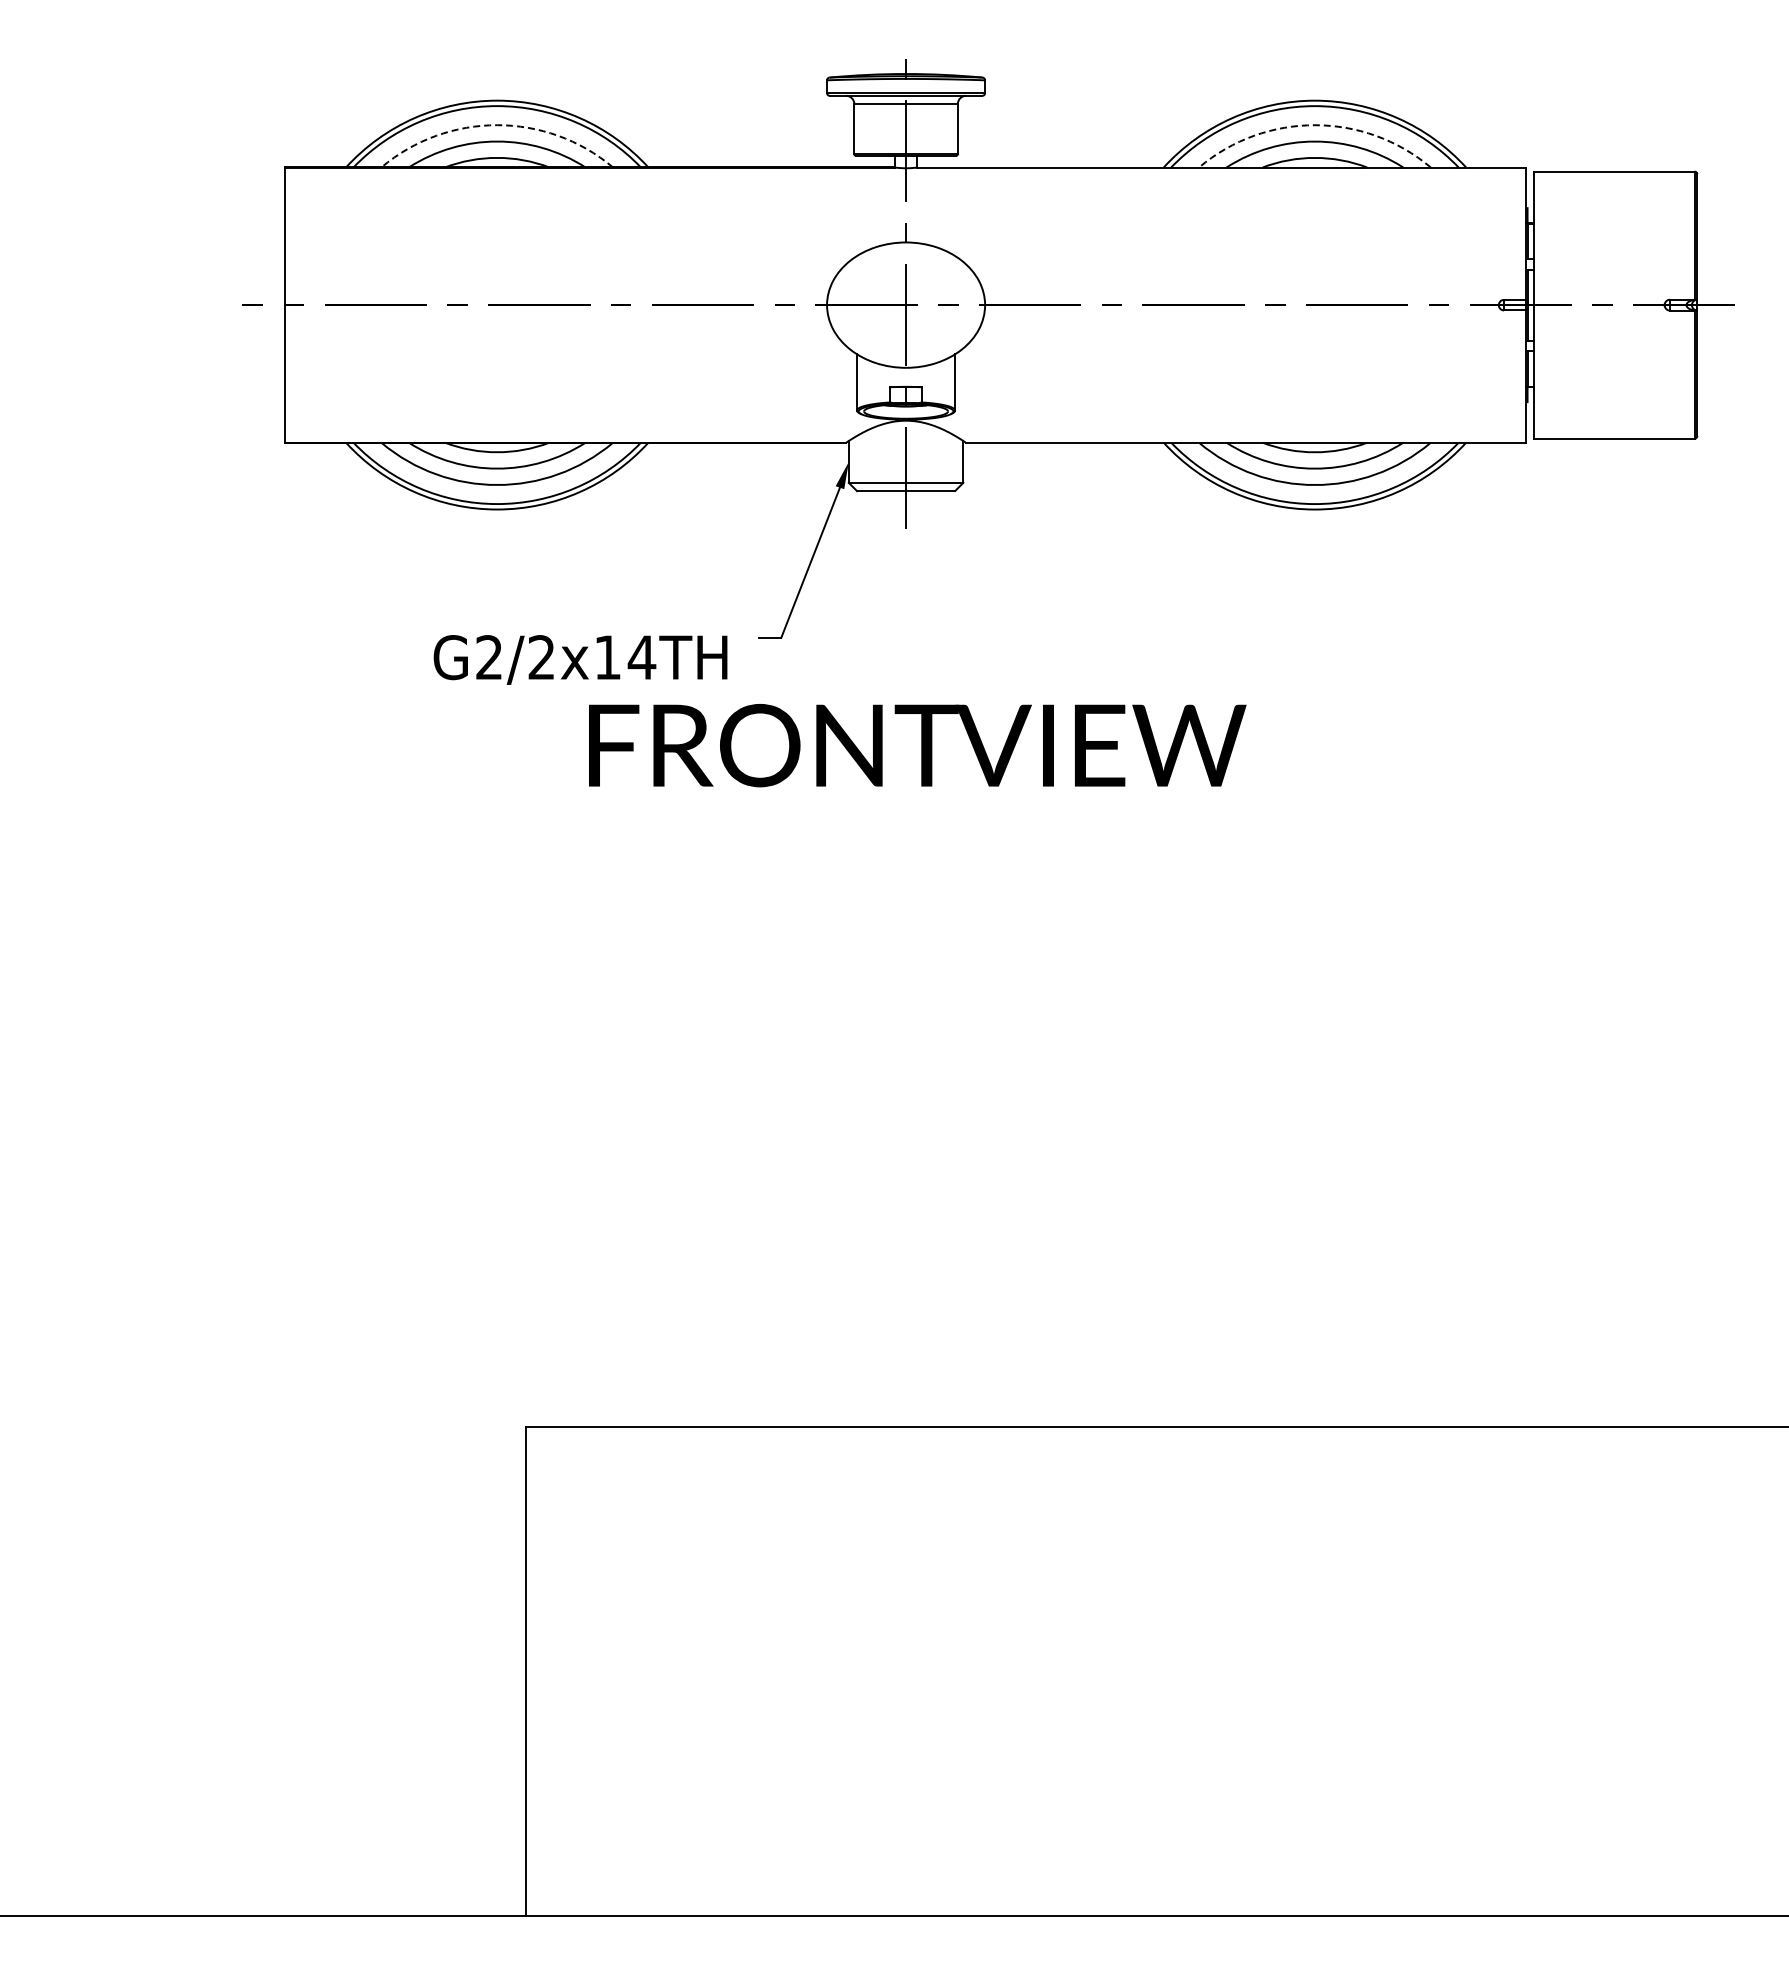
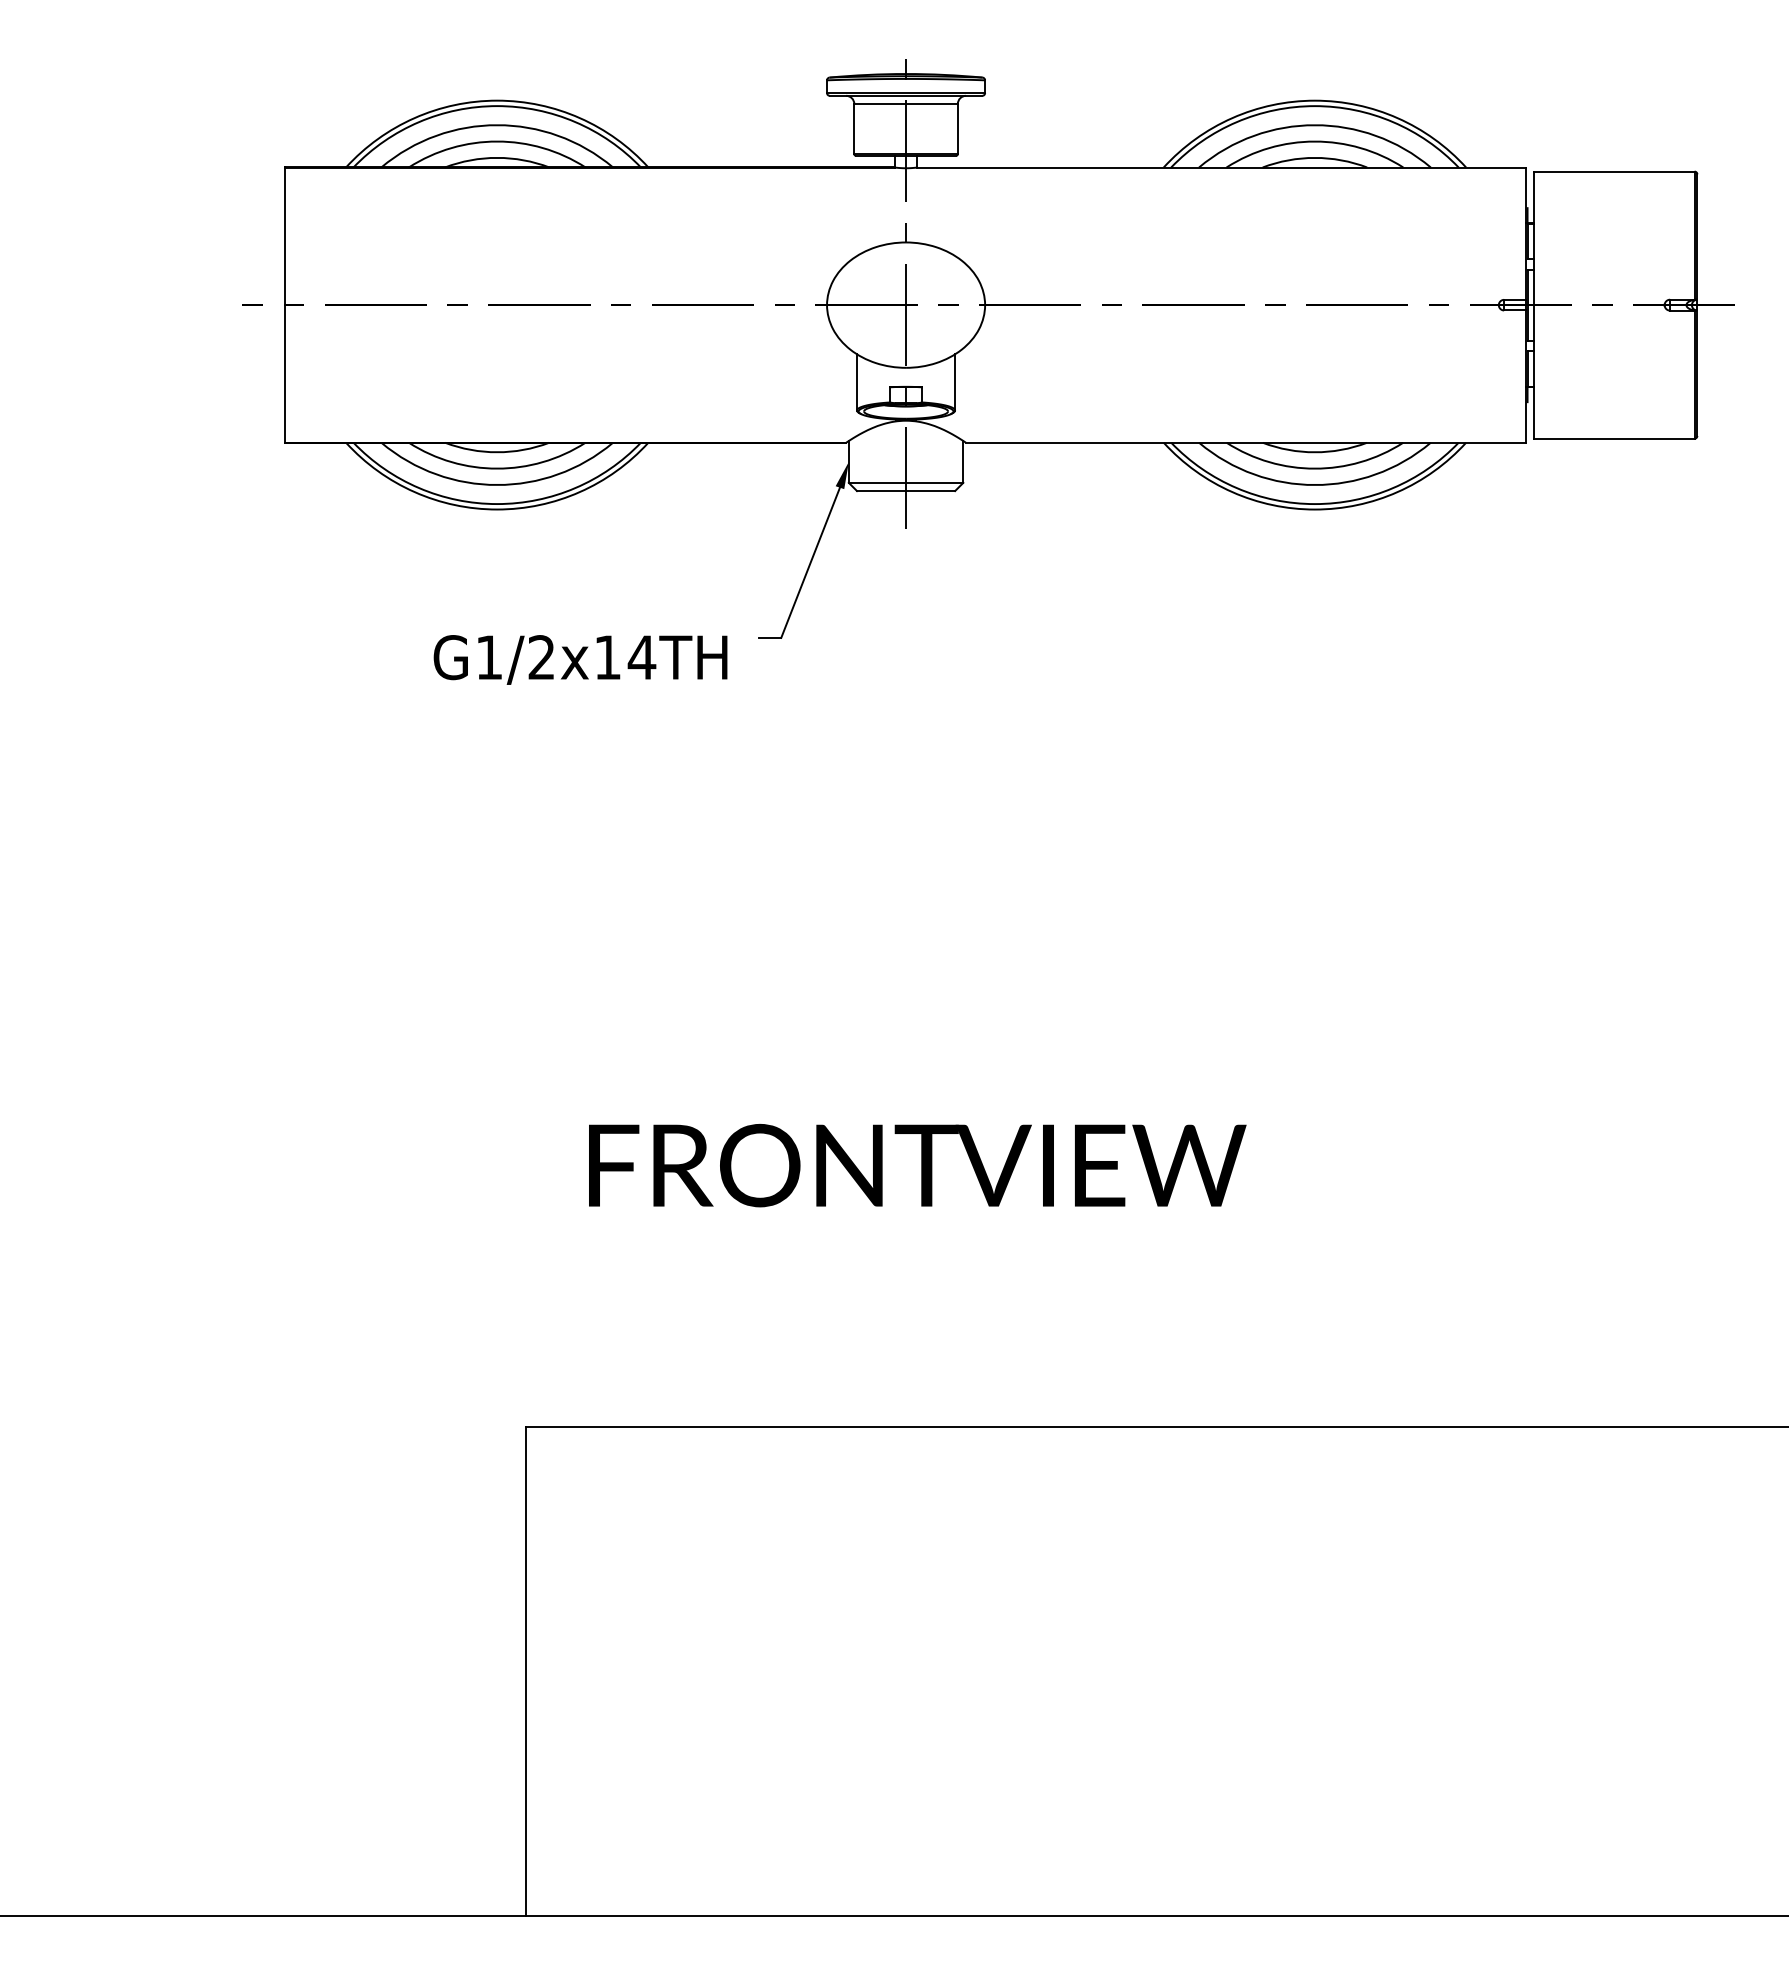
arc: dashed -> solid (497, 125)
arc: dashed -> solid (1314, 125)
text: G2/2x14TH -> G1/2x14TH (488, 657)
text position: (917, 745) -> (917, 1165) (917, 1165)
